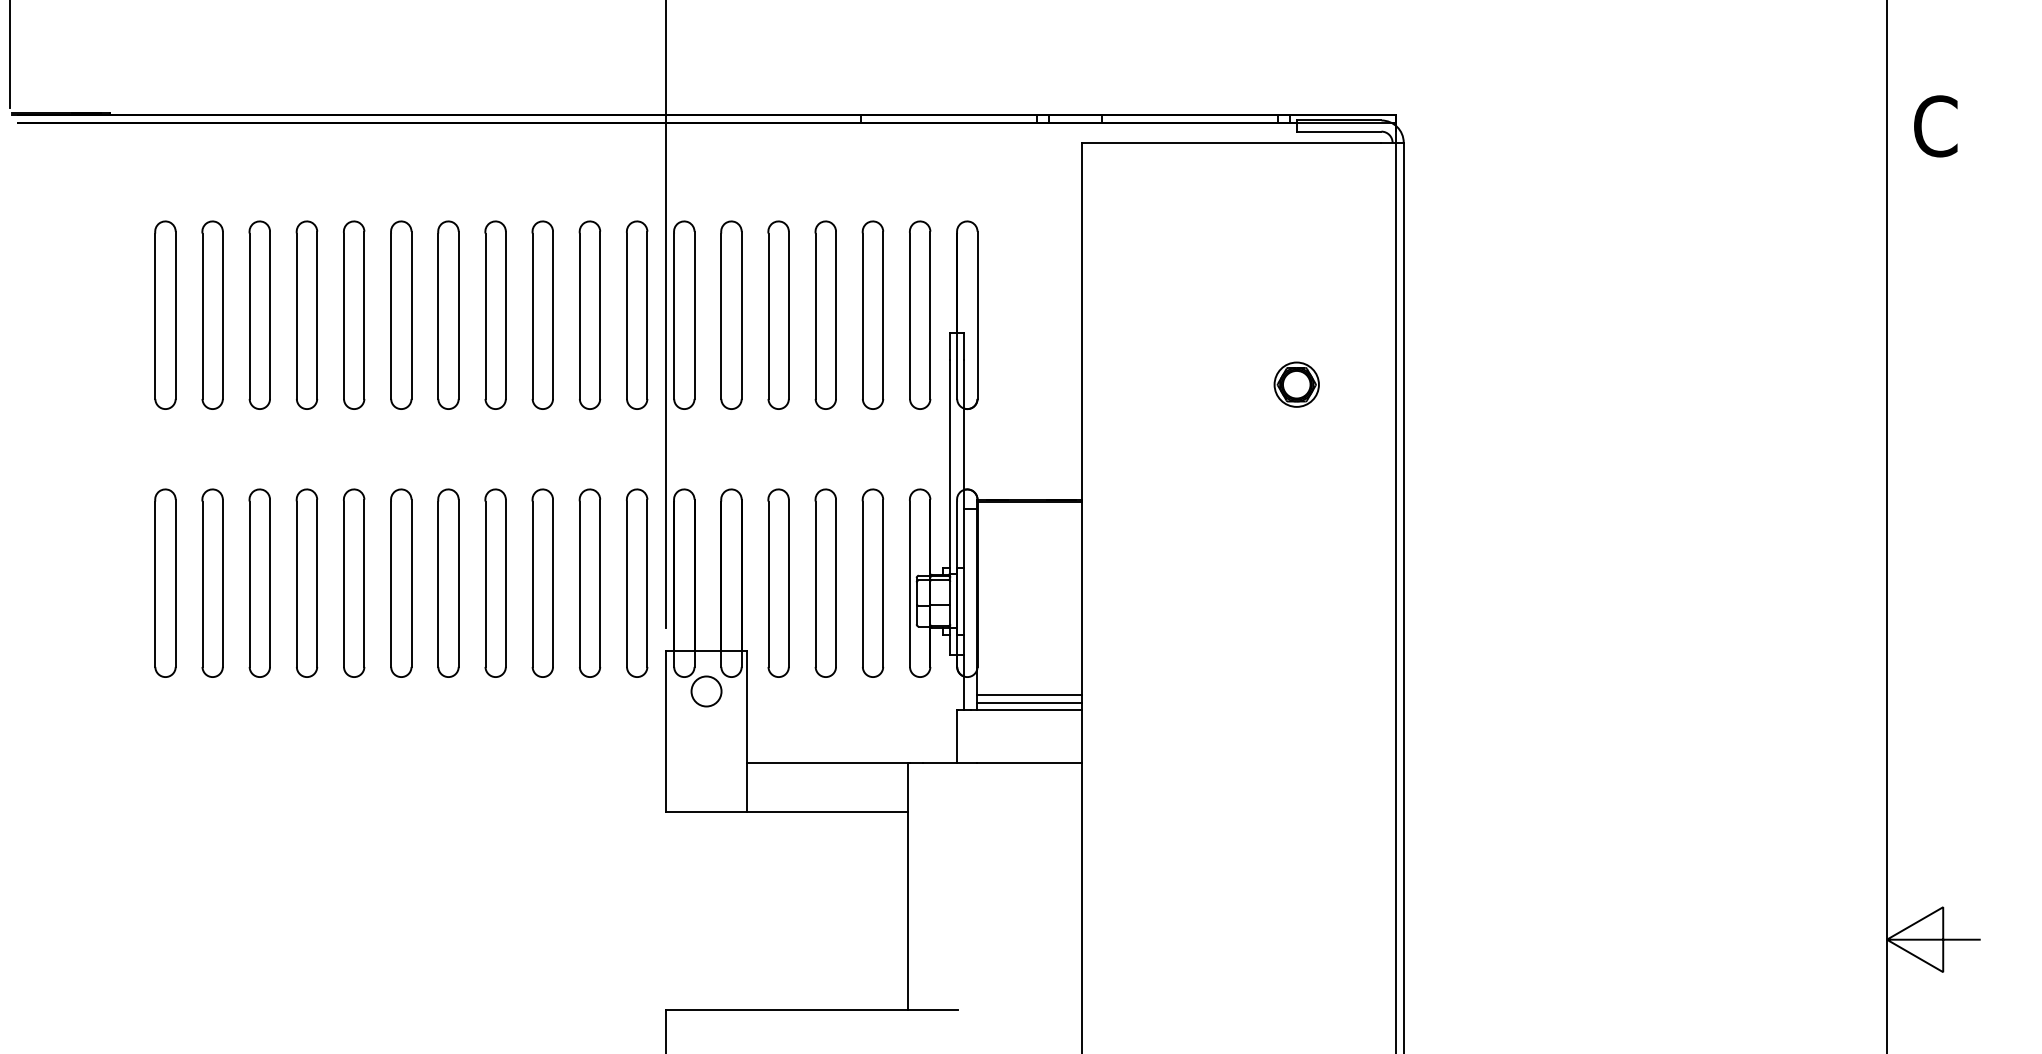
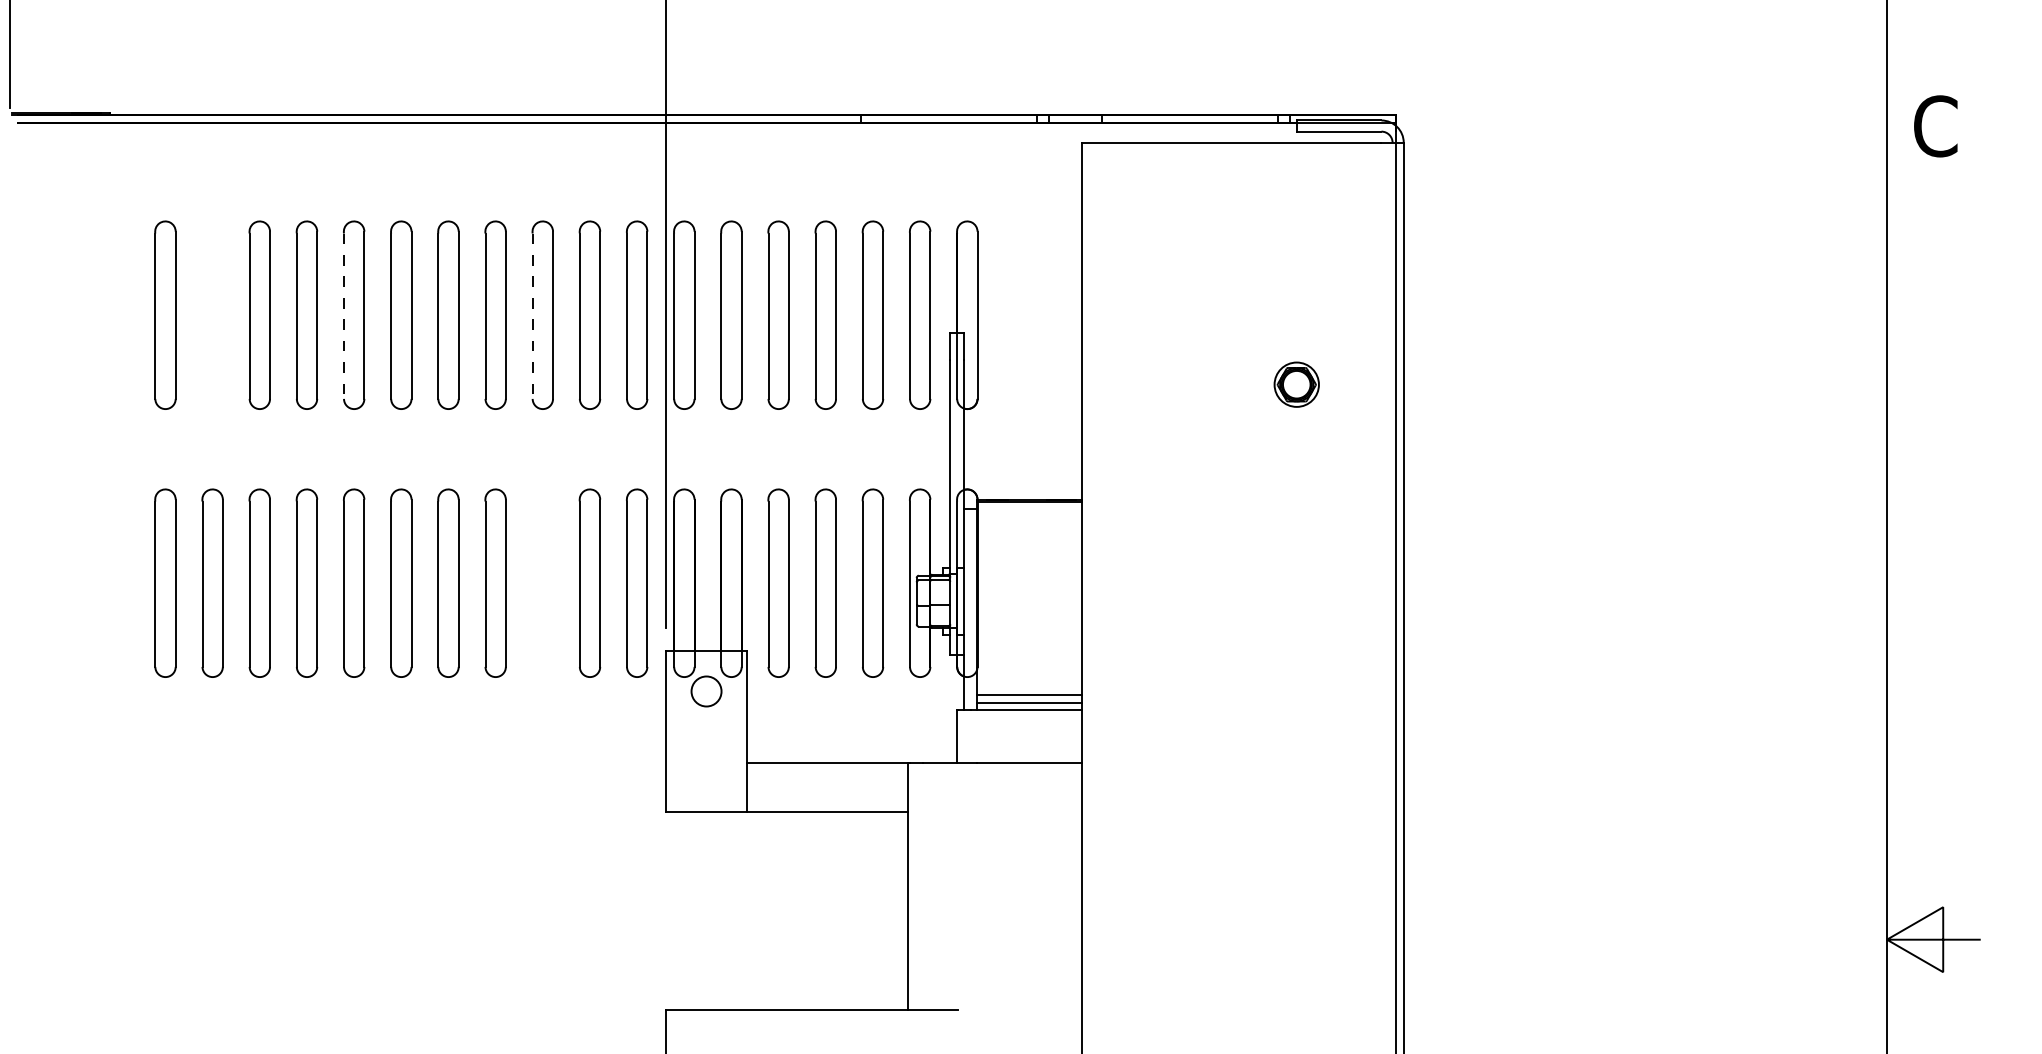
part: present -> none (212, 314)
line: solid -> dashed (344, 316)
line: solid -> dashed (532, 316)
part: present -> none (542, 582)
